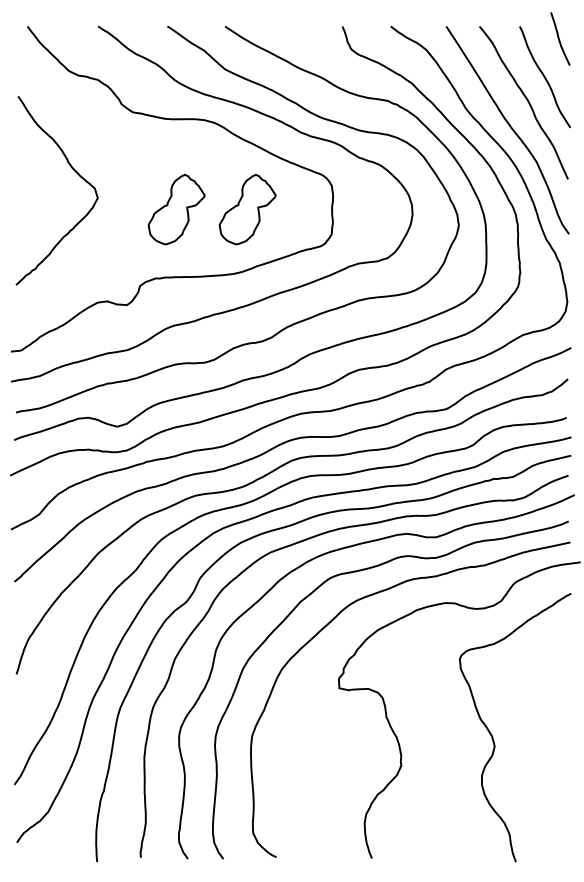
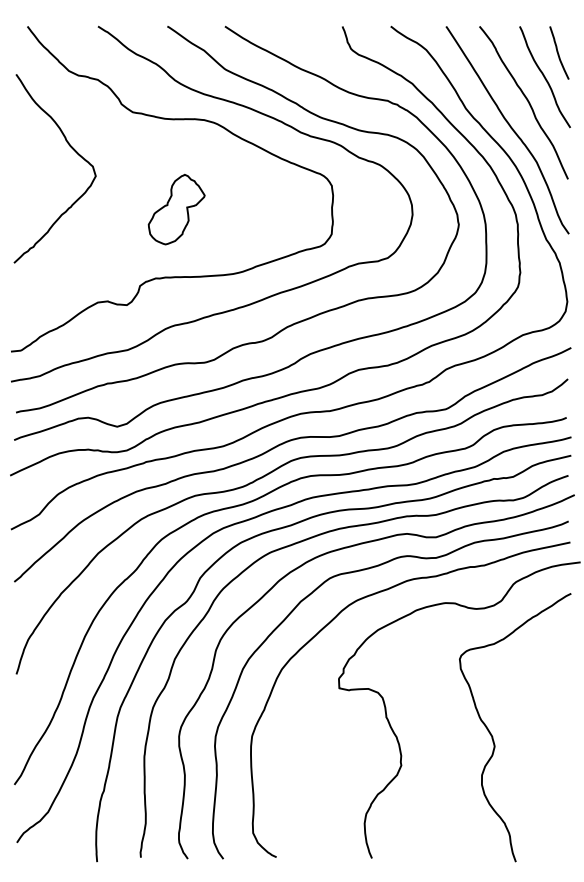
curve position: (559, 38) -> (558, 52) (558, 52)
curve position: (74, 171) -> (72, 149) (72, 149)
part: present -> none (247, 209)
